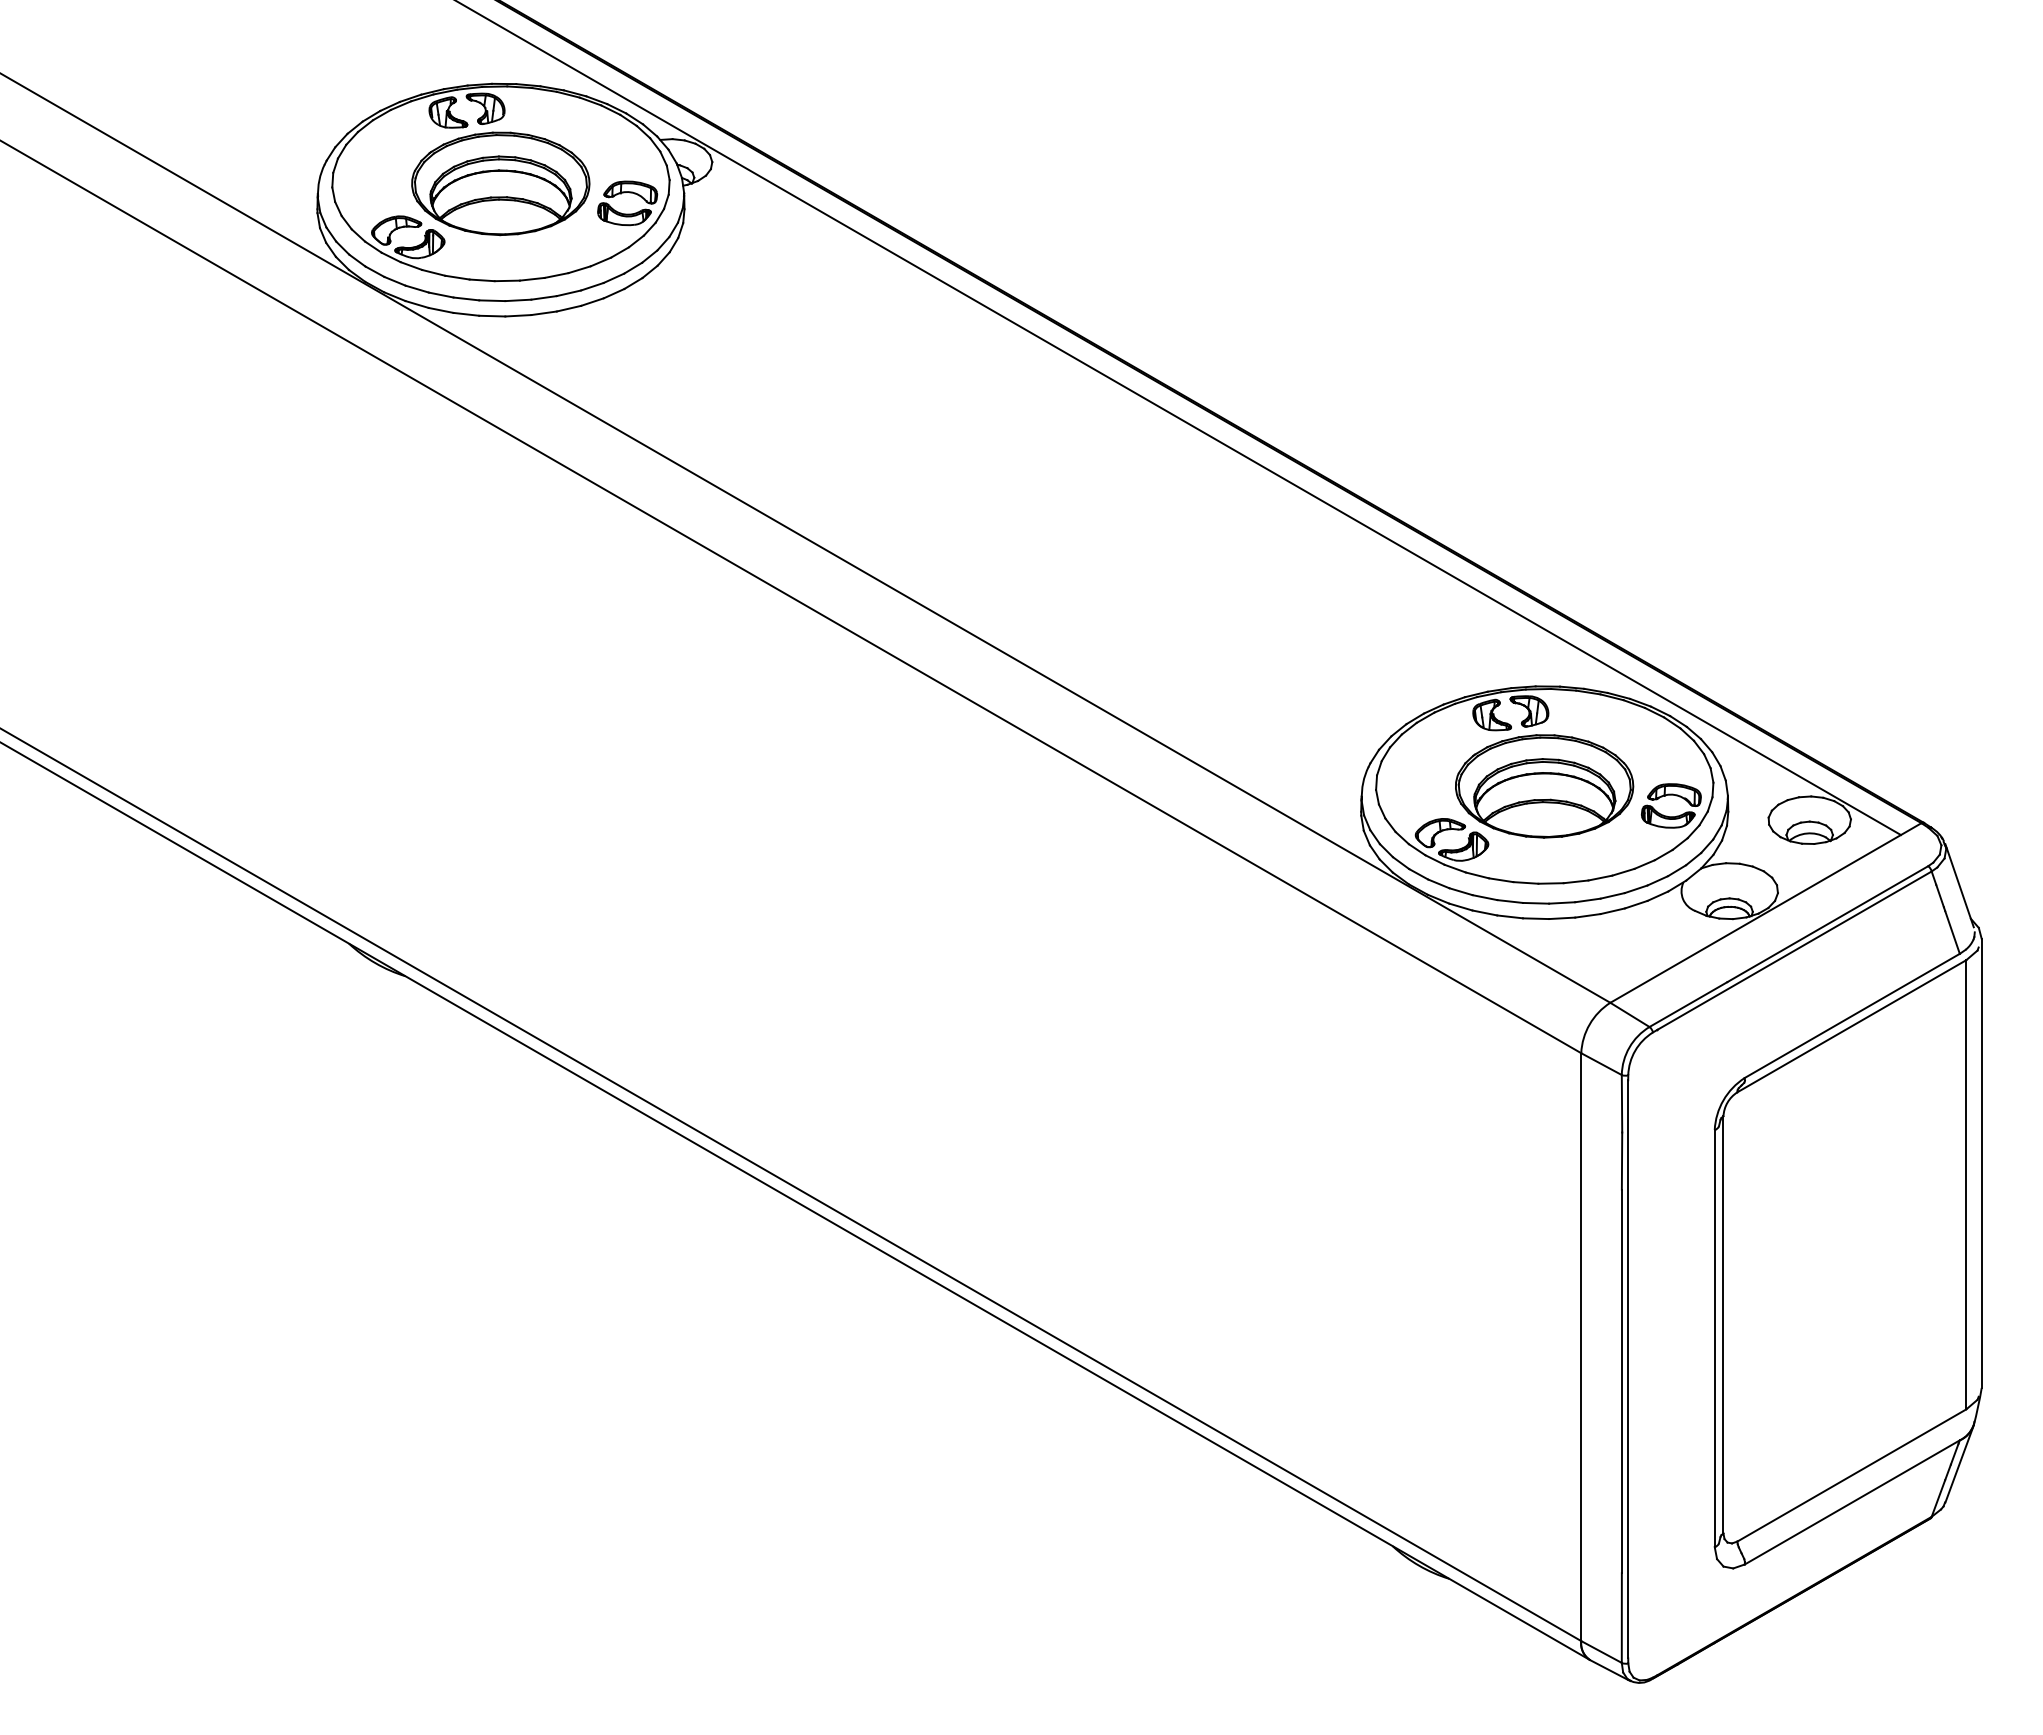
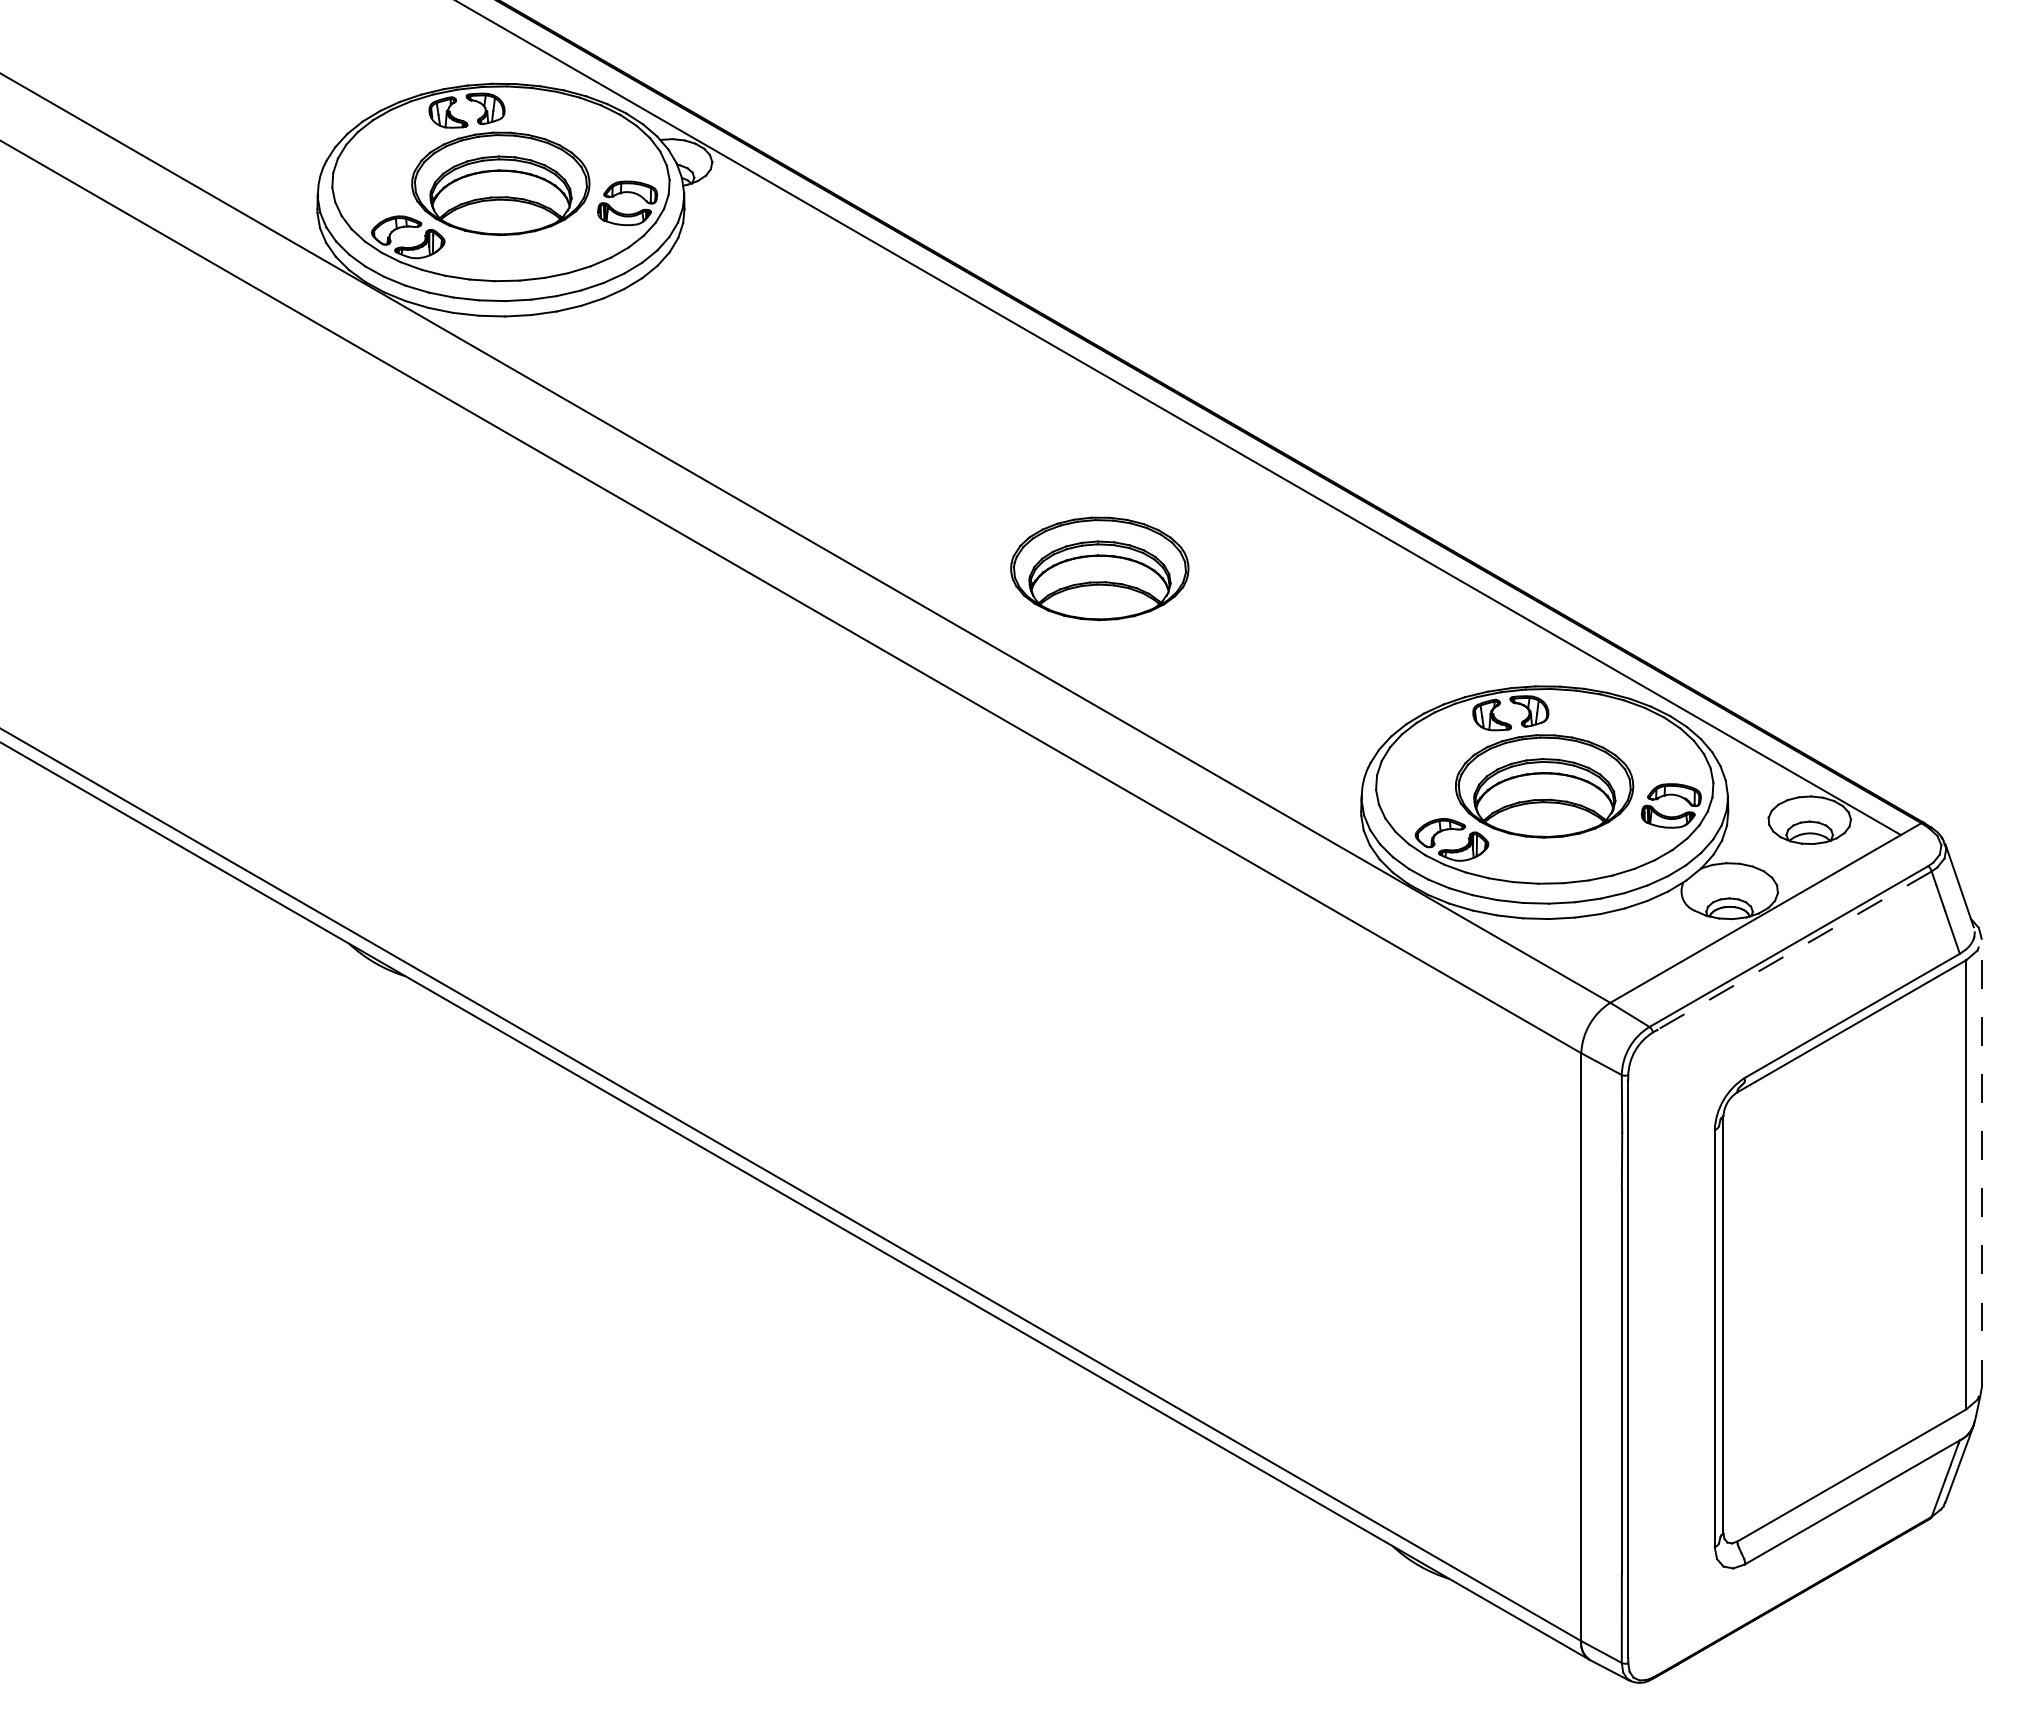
part: none -> present (1099, 568)
line: solid -> dashed (1794, 950)
line: solid -> dashed (1981, 1163)
